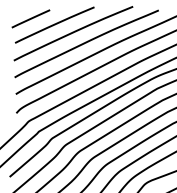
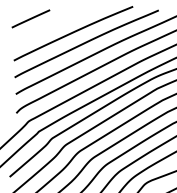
line: present -> none (54, 24)
